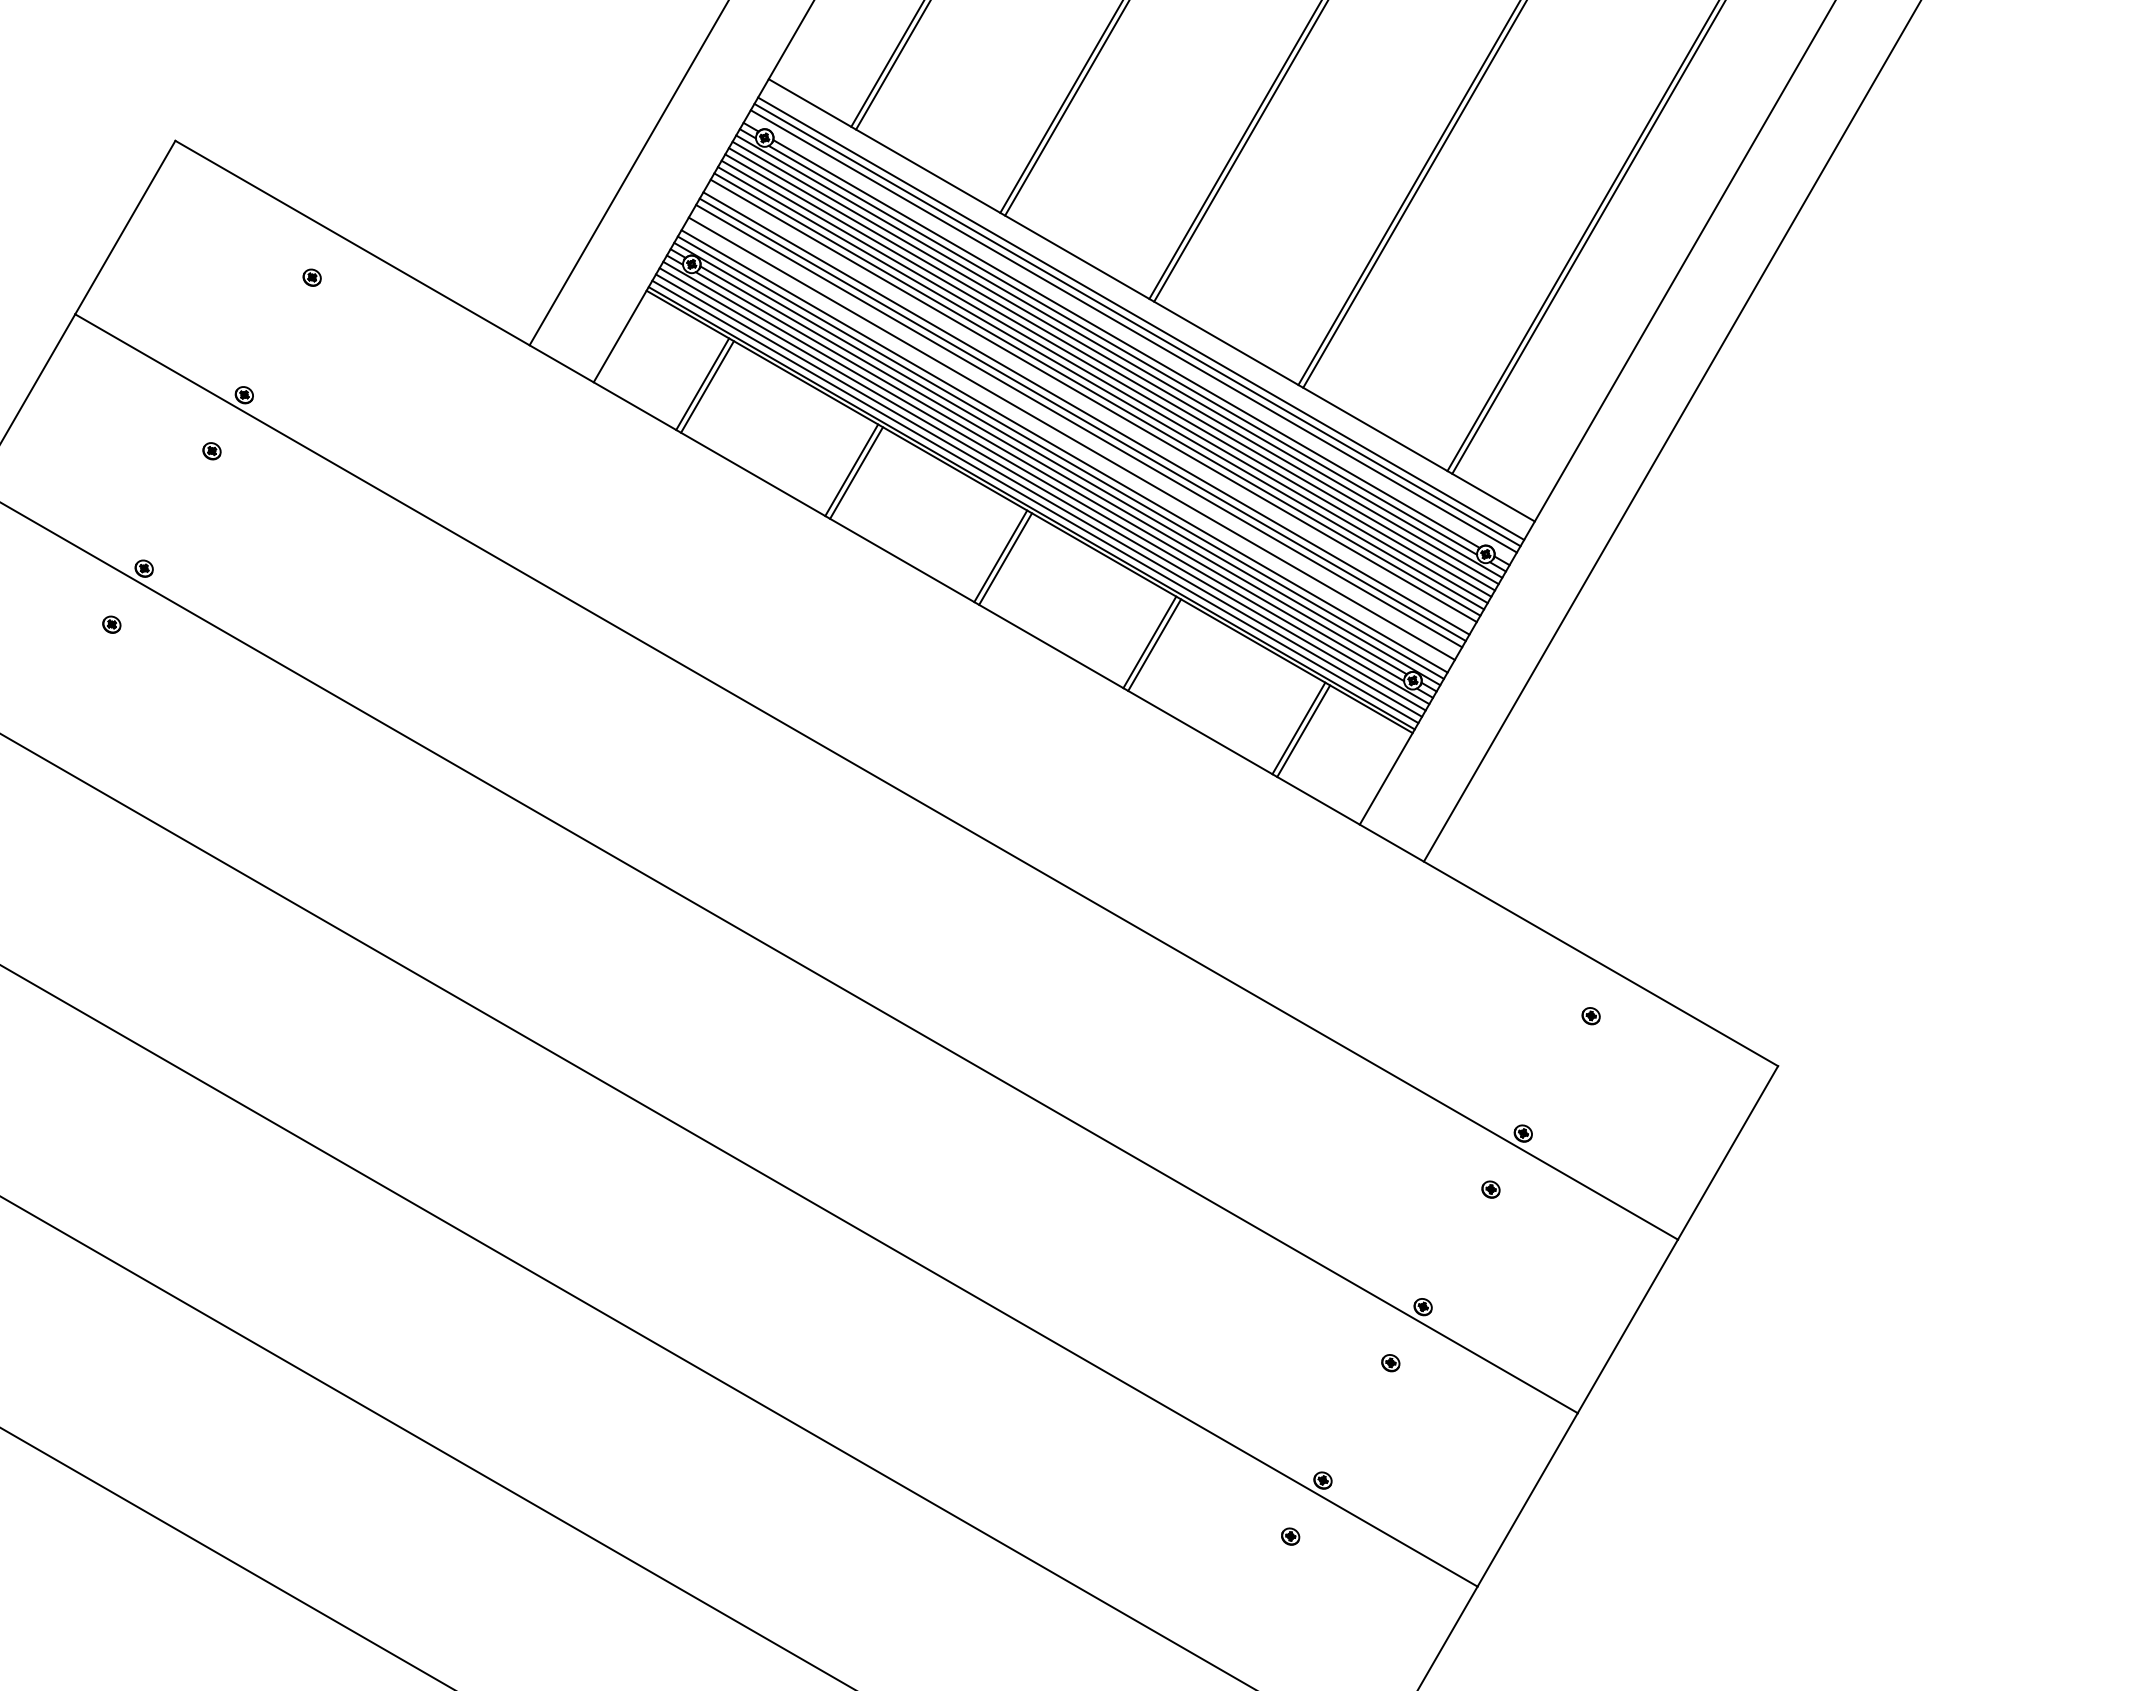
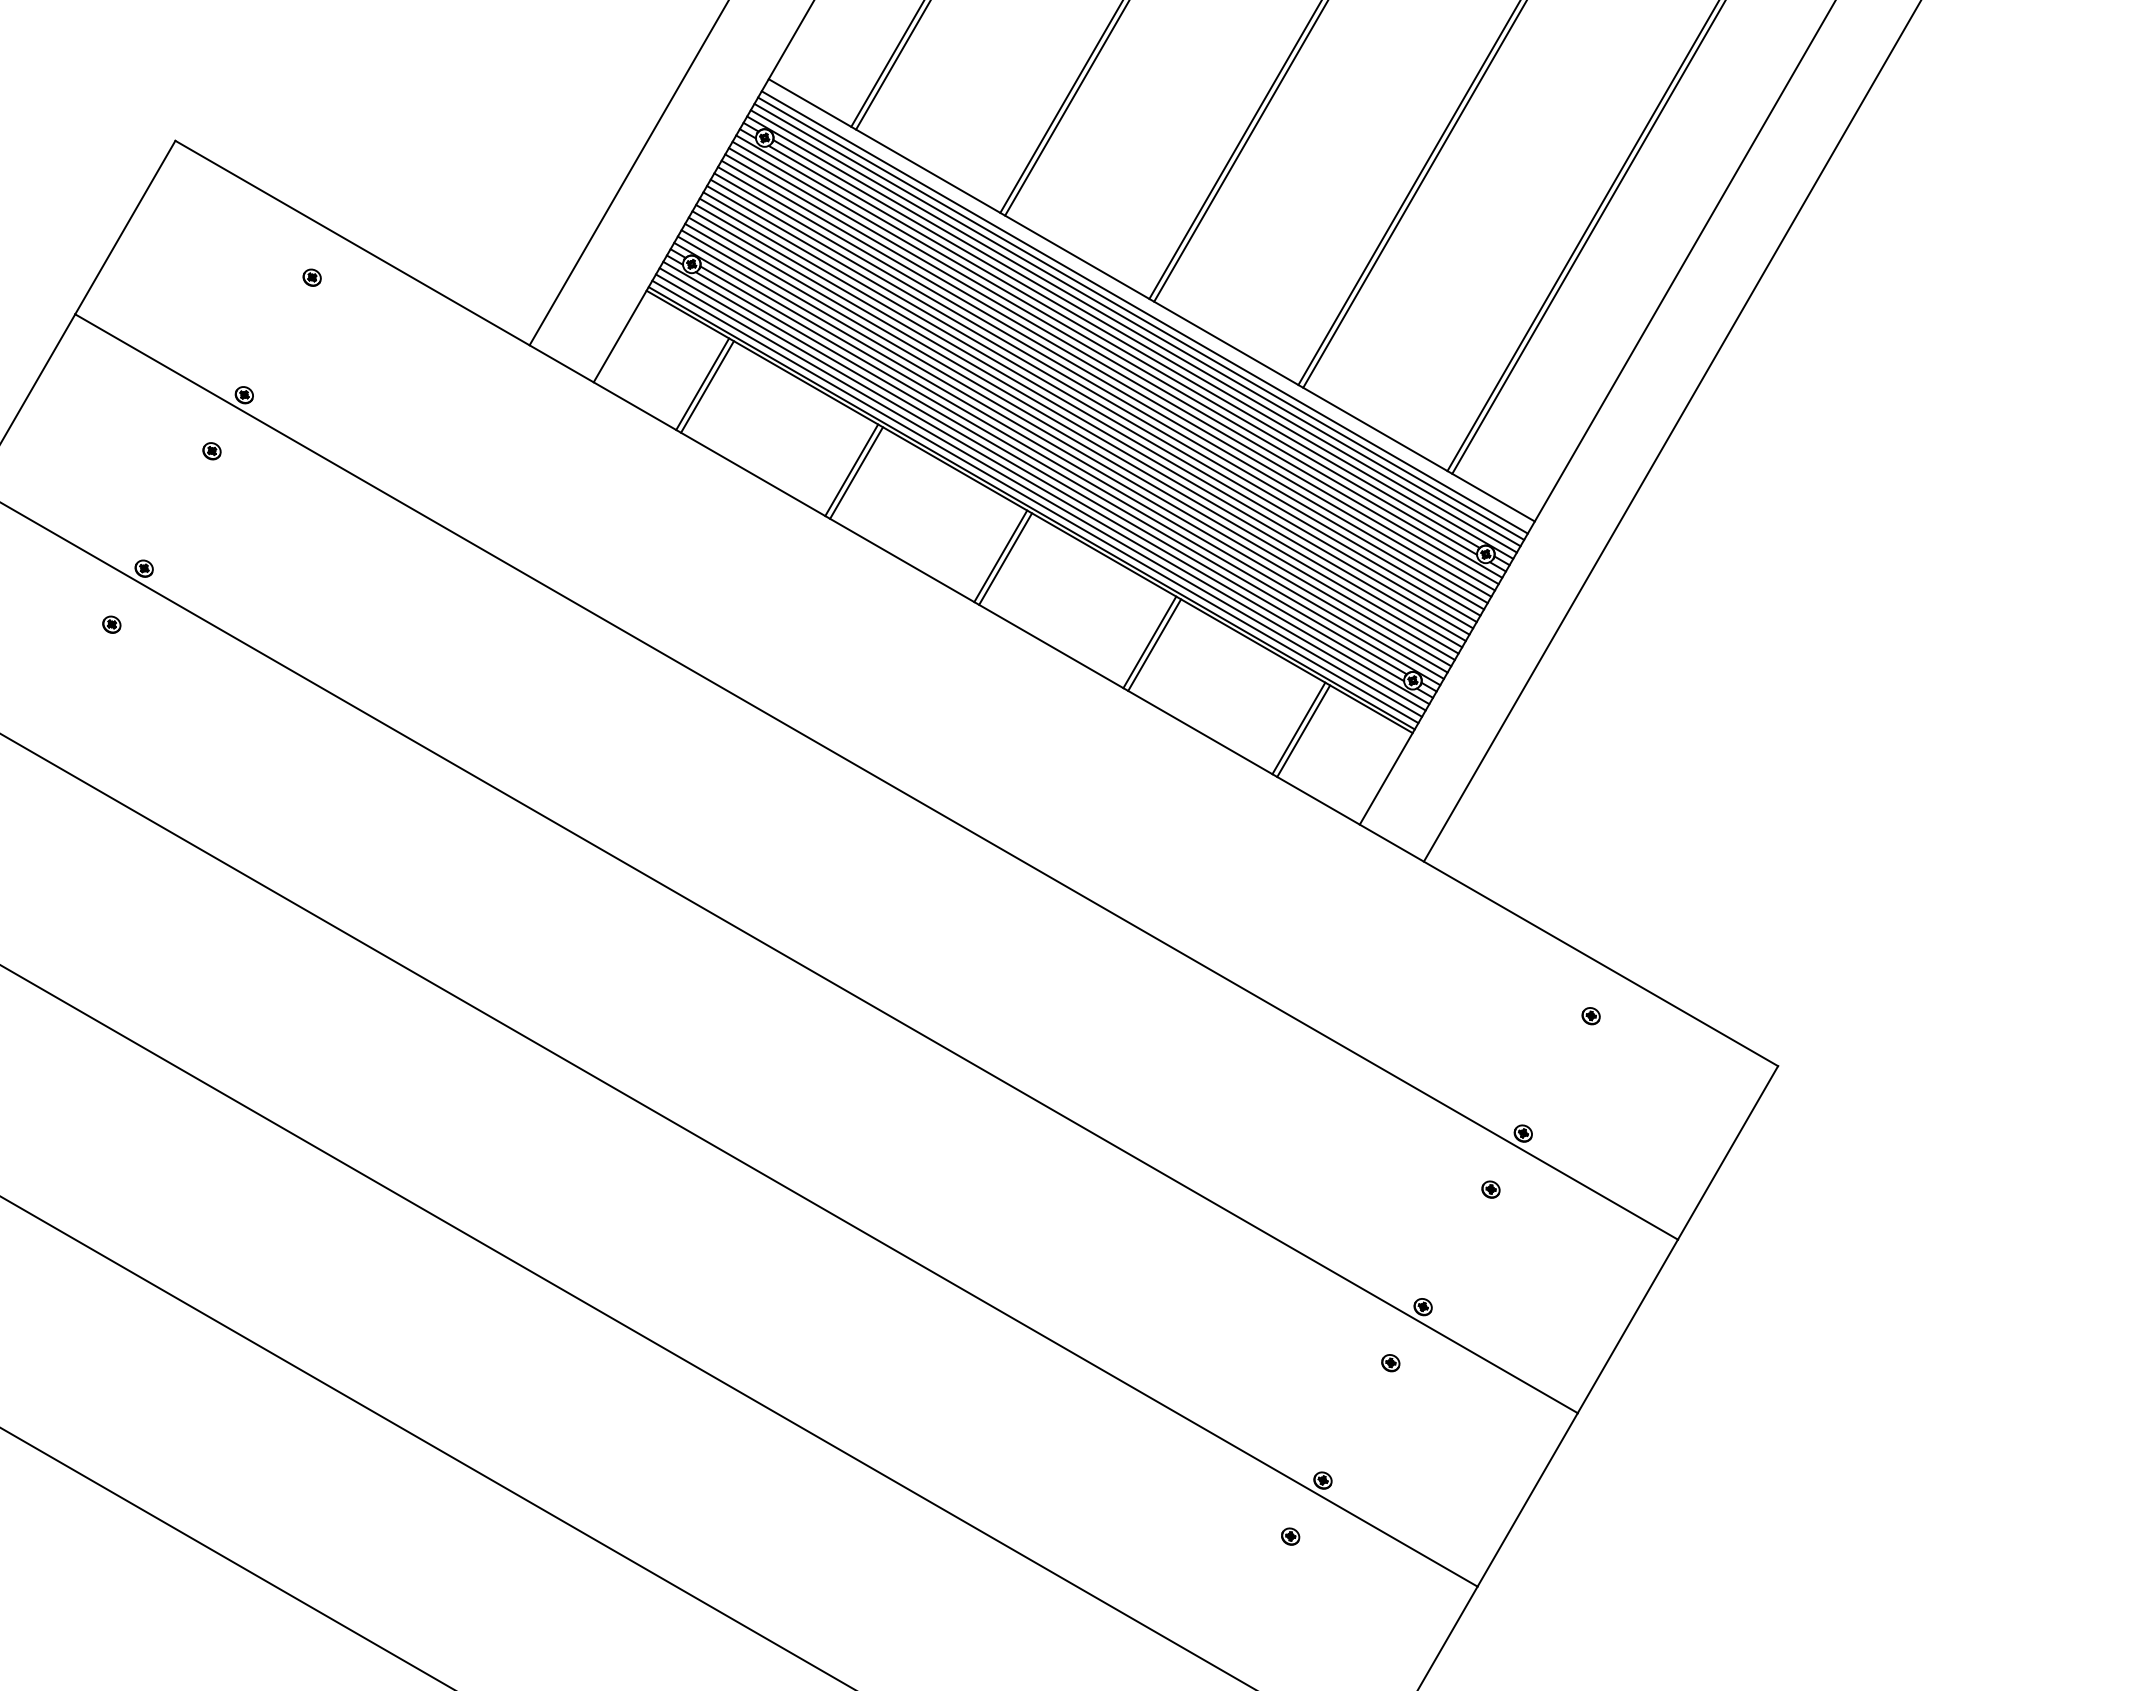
line: none -> present (1144, 312)
line: none -> present (1130, 337)
line: none -> present (1090, 407)
line: none -> present (1075, 432)
line: none -> present (1068, 444)
